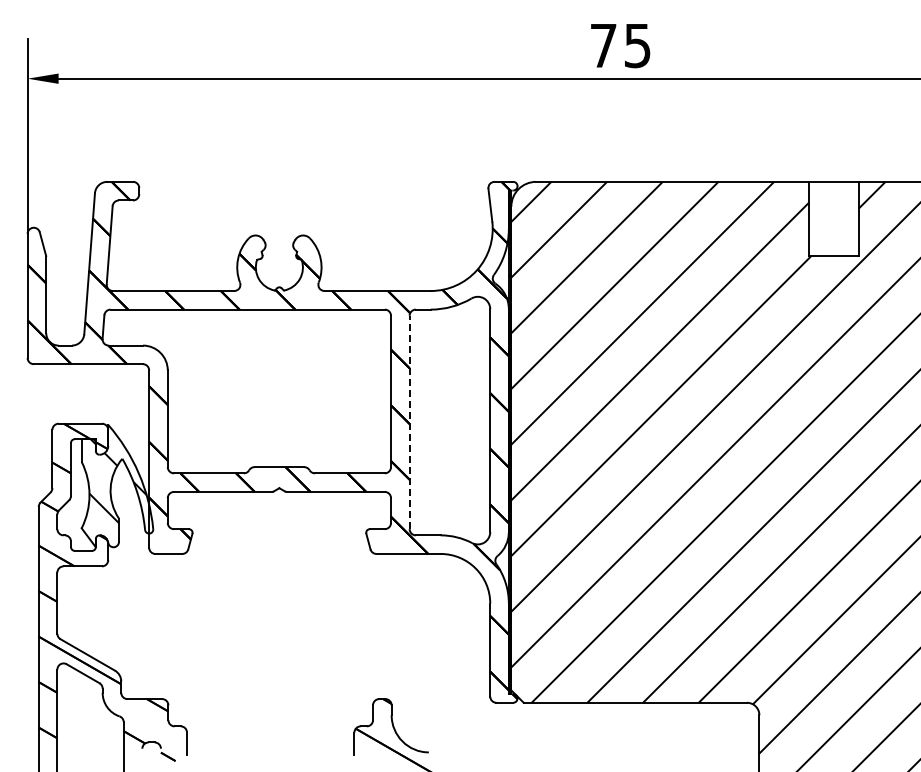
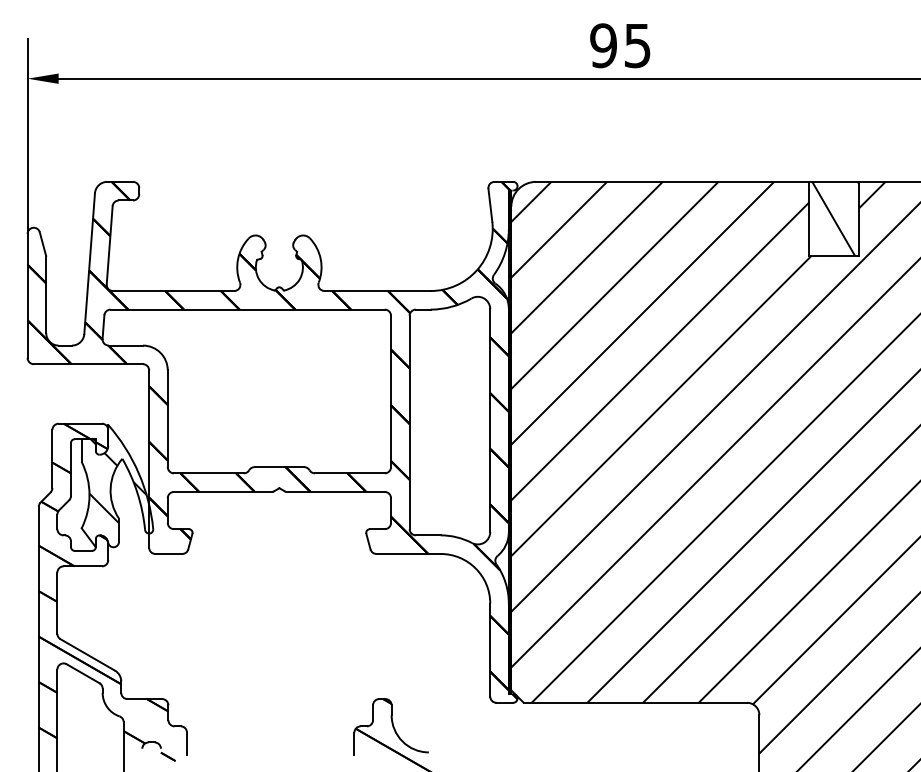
text: 75 -> 95 (603, 45)
hatch: none -> present (833, 218)
line: dashed -> solid (409, 422)
